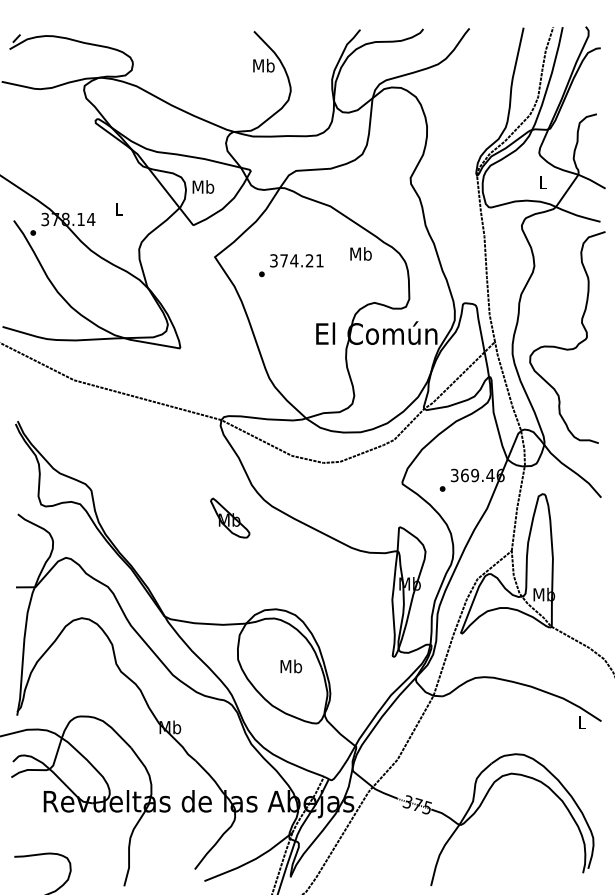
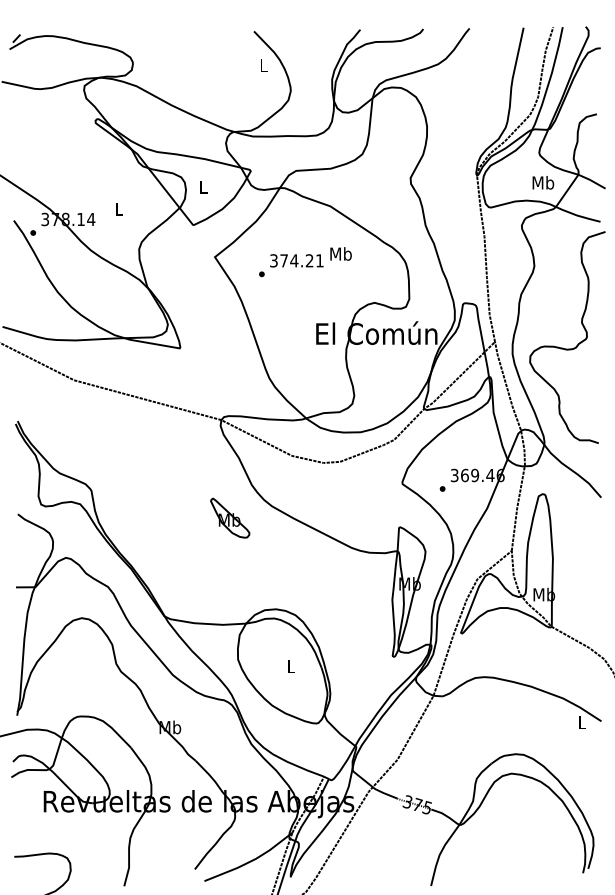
text: Mb -> L (263, 65)
text: L -> Mb (543, 182)
text: Mb -> L (203, 186)
text position: (360, 253) -> (340, 253) (340, 253)
text: Mb -> L (291, 666)
